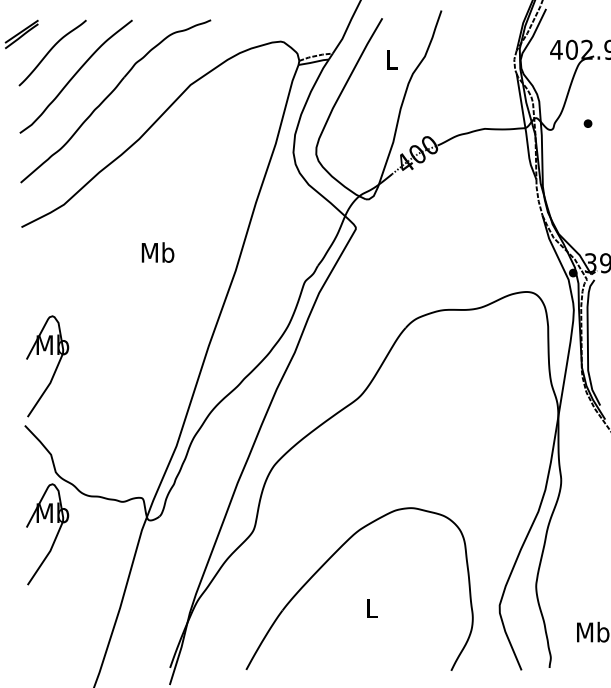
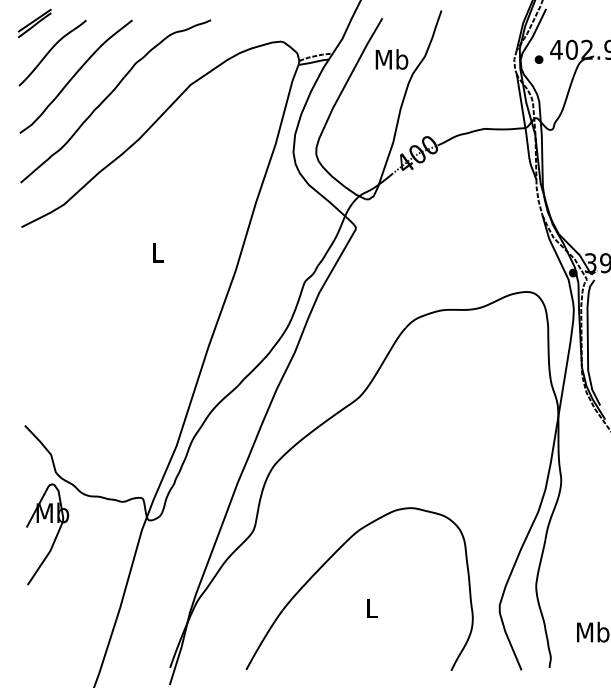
part position: (21, 34) -> (34, 23) (34, 23)
text: L -> Mb (391, 59)
part position: (587, 123) -> (538, 59) (538, 59)
text: Mb -> L (157, 252)
part: present -> none (54, 370)
